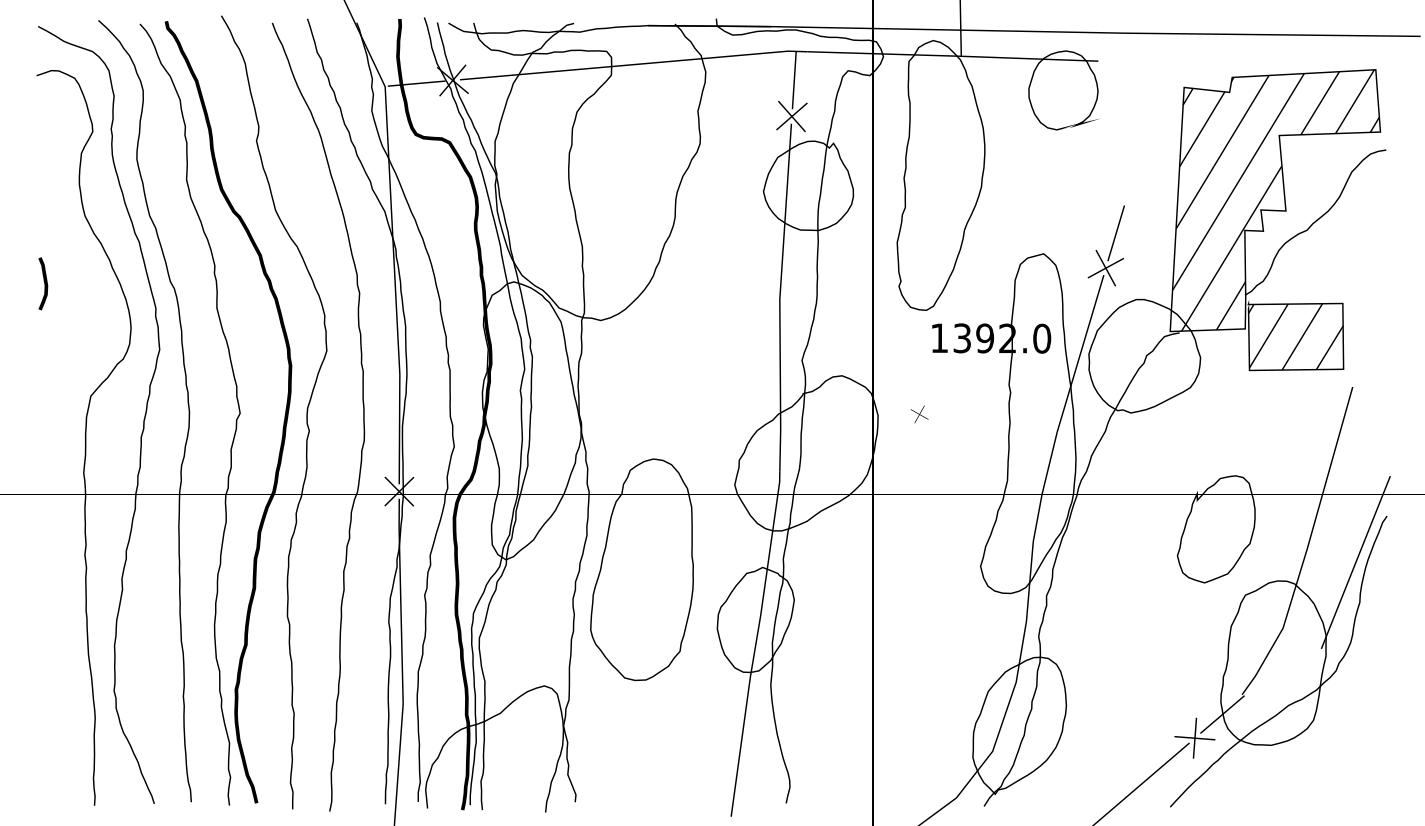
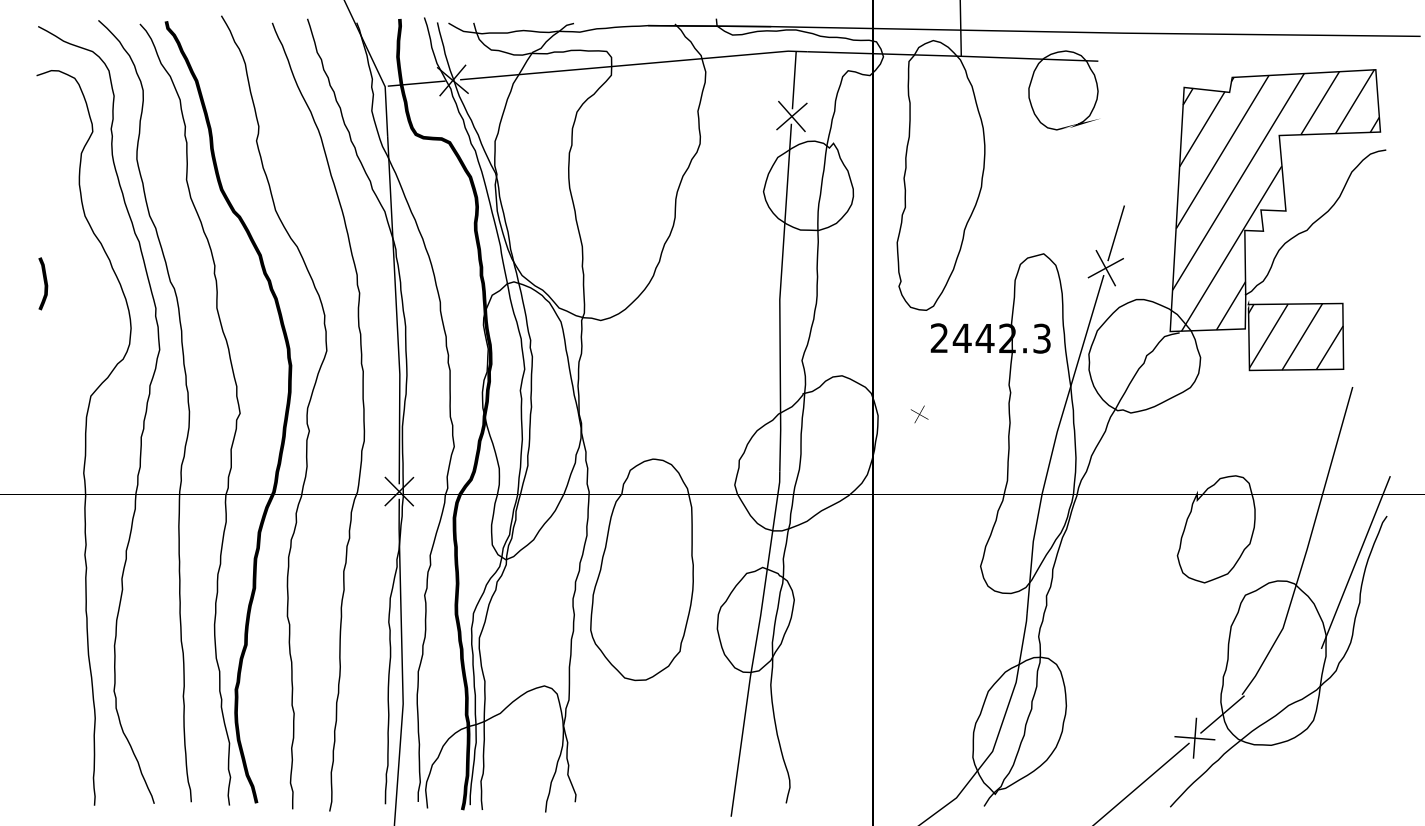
text: 1392.0 -> 2442.3 (990, 338)
